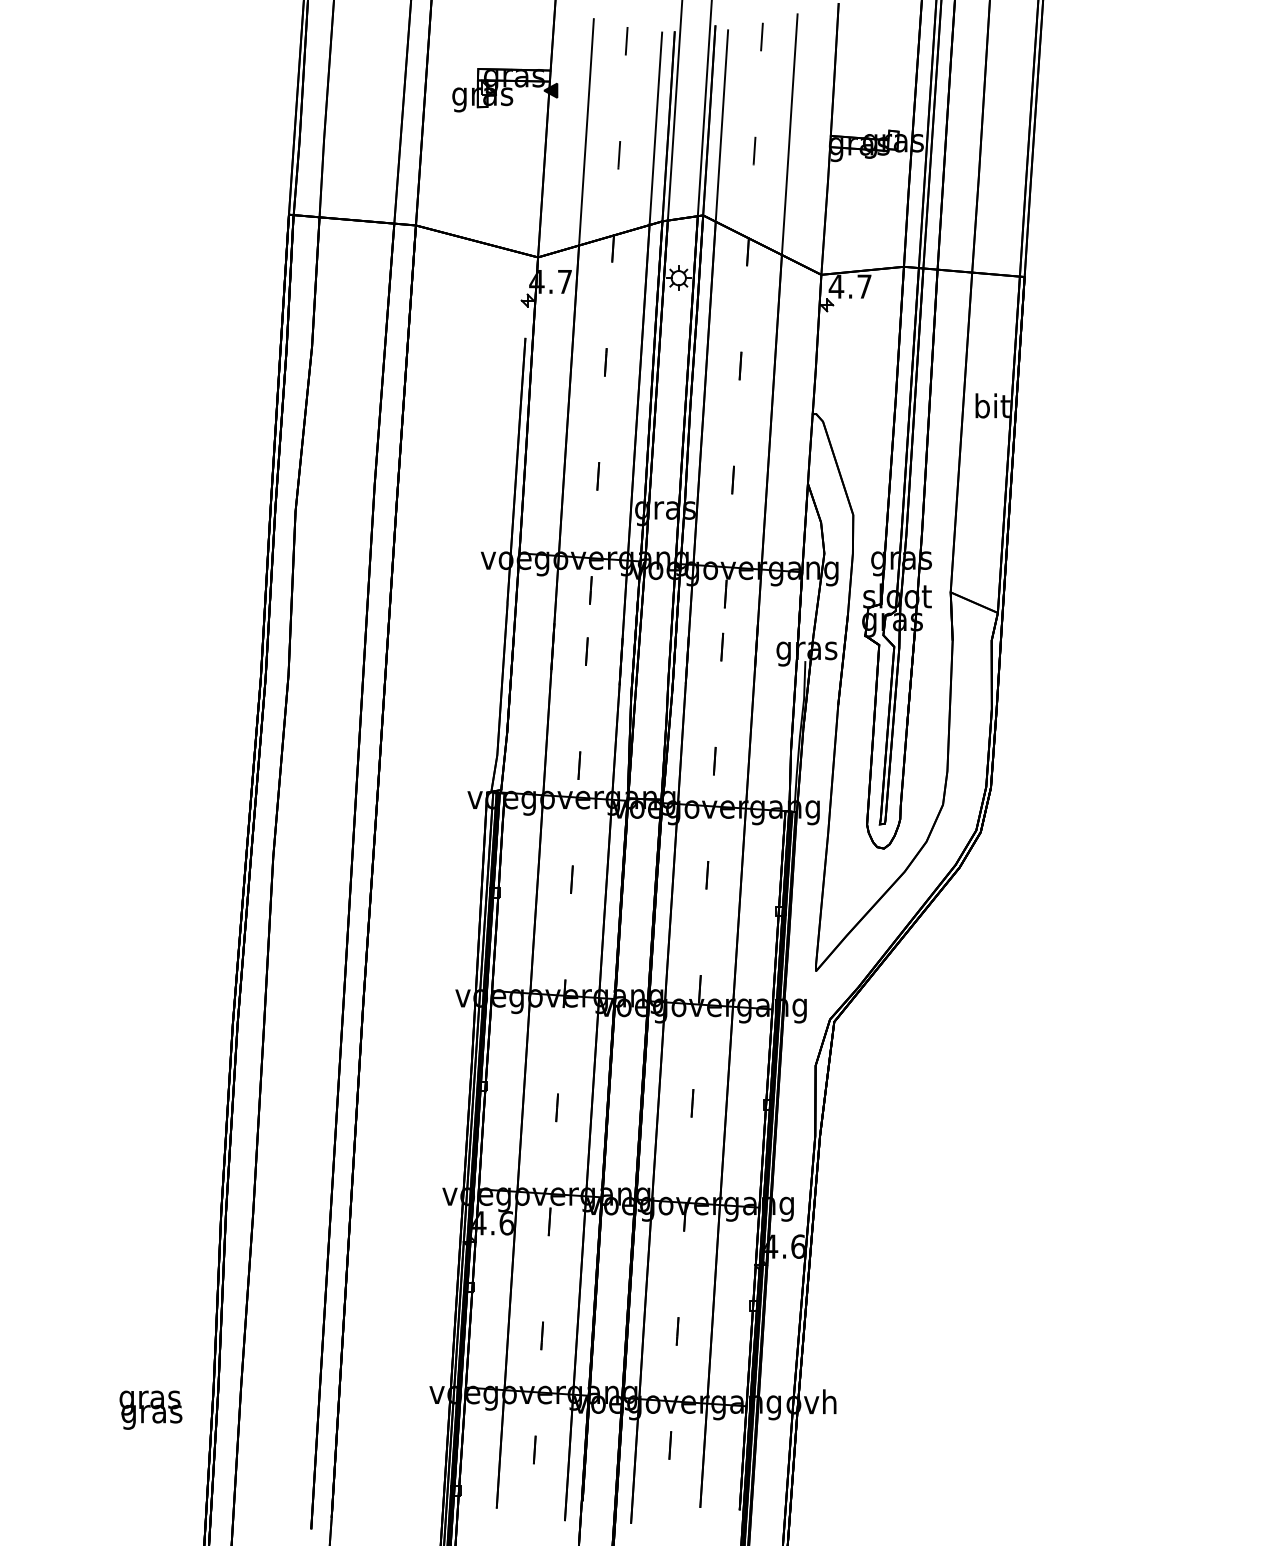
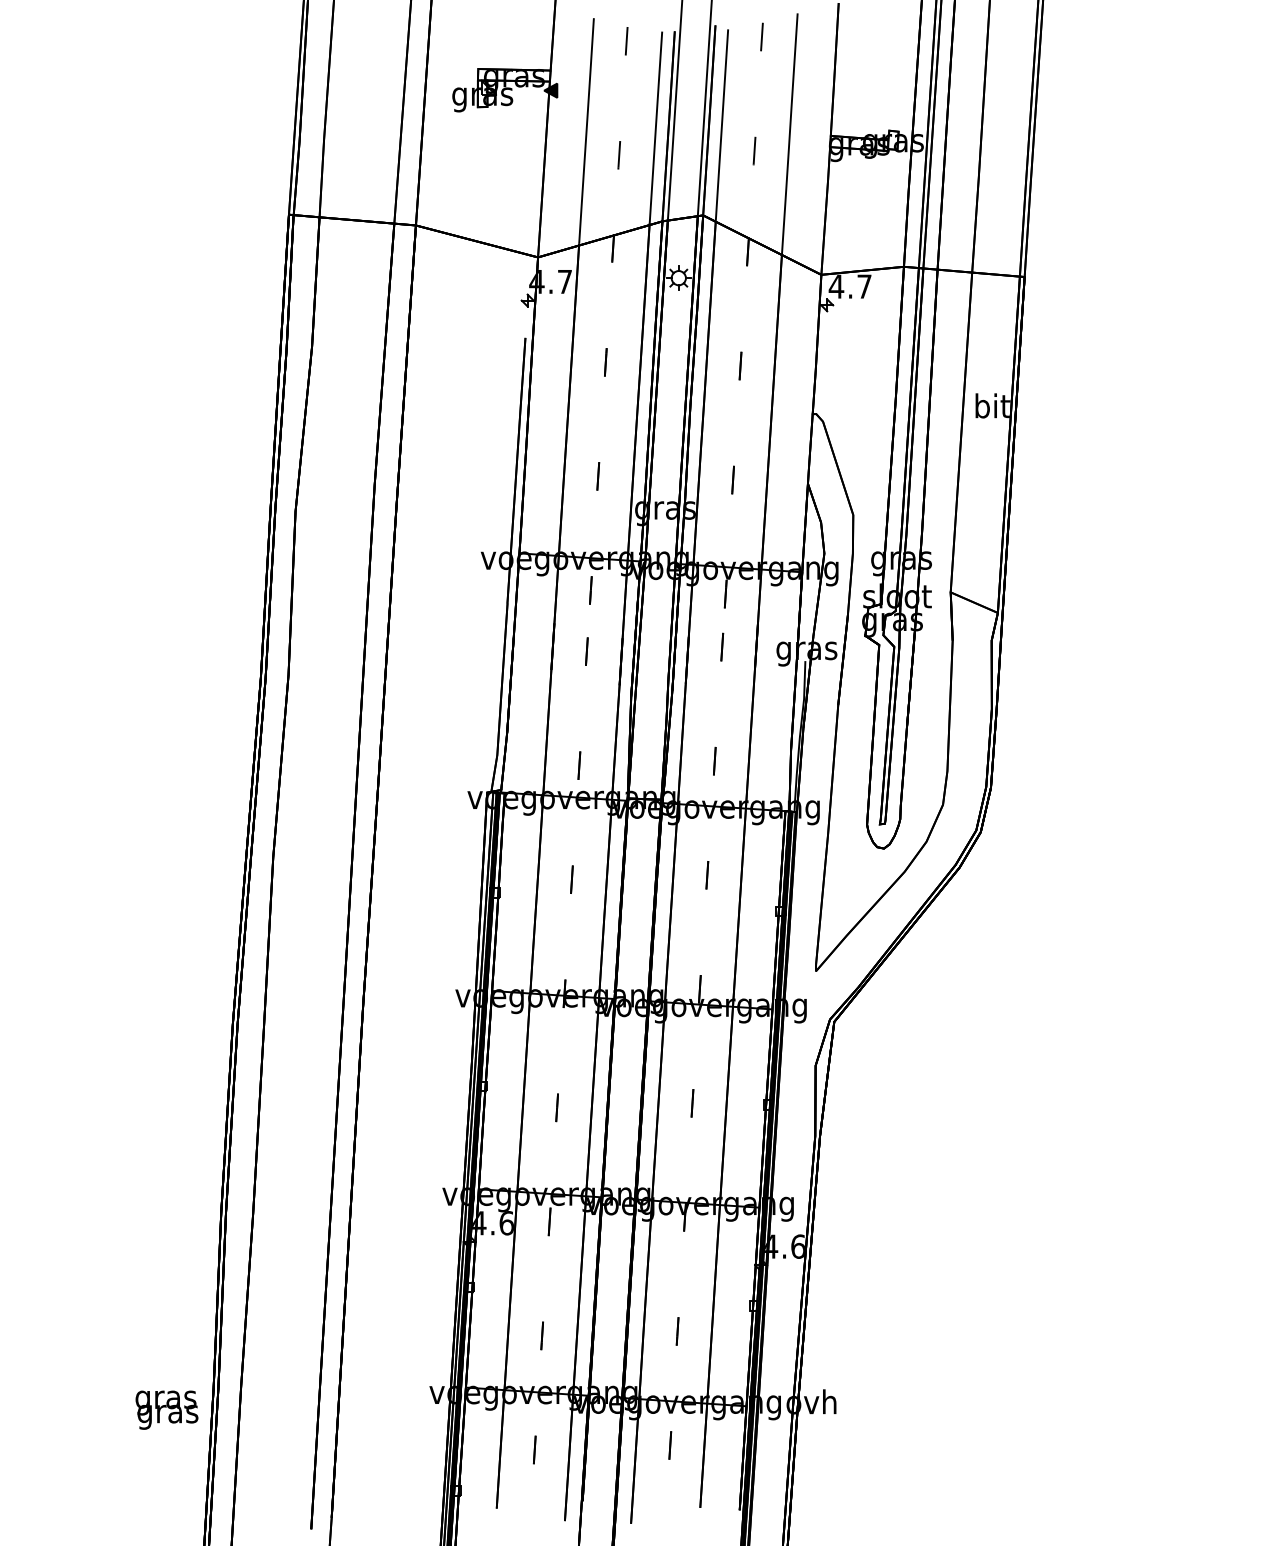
text position: (150, 1409) -> (166, 1409) (166, 1409)
